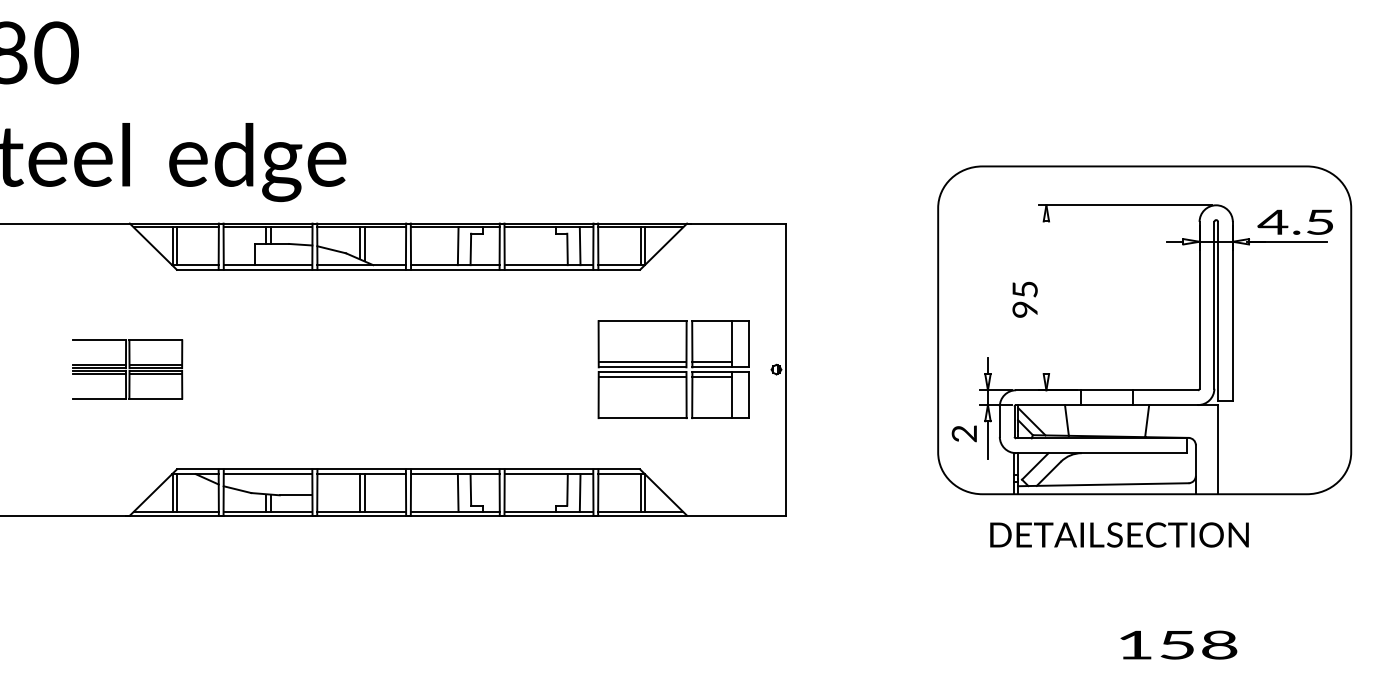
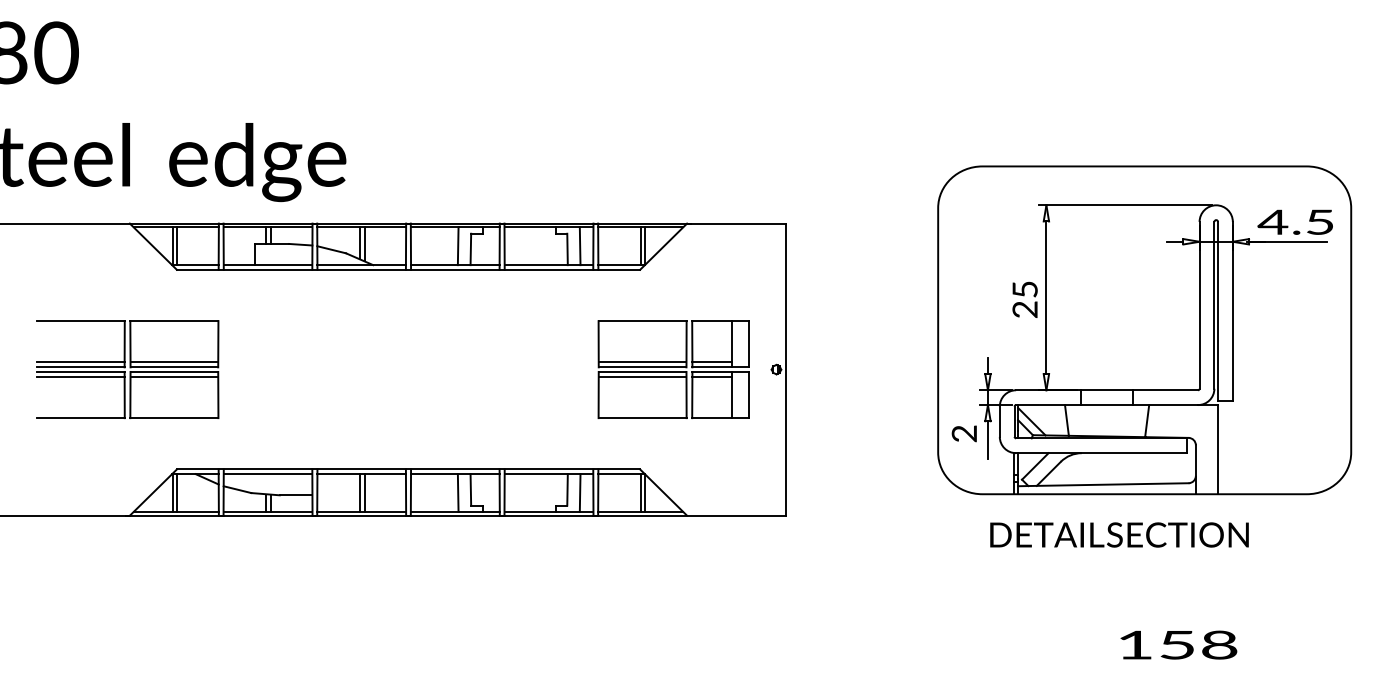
line: none -> present (1046, 297)
text: 95 -> 25 (1025, 309)
part size: 112x61 px -> 184x99 px (127, 369)
